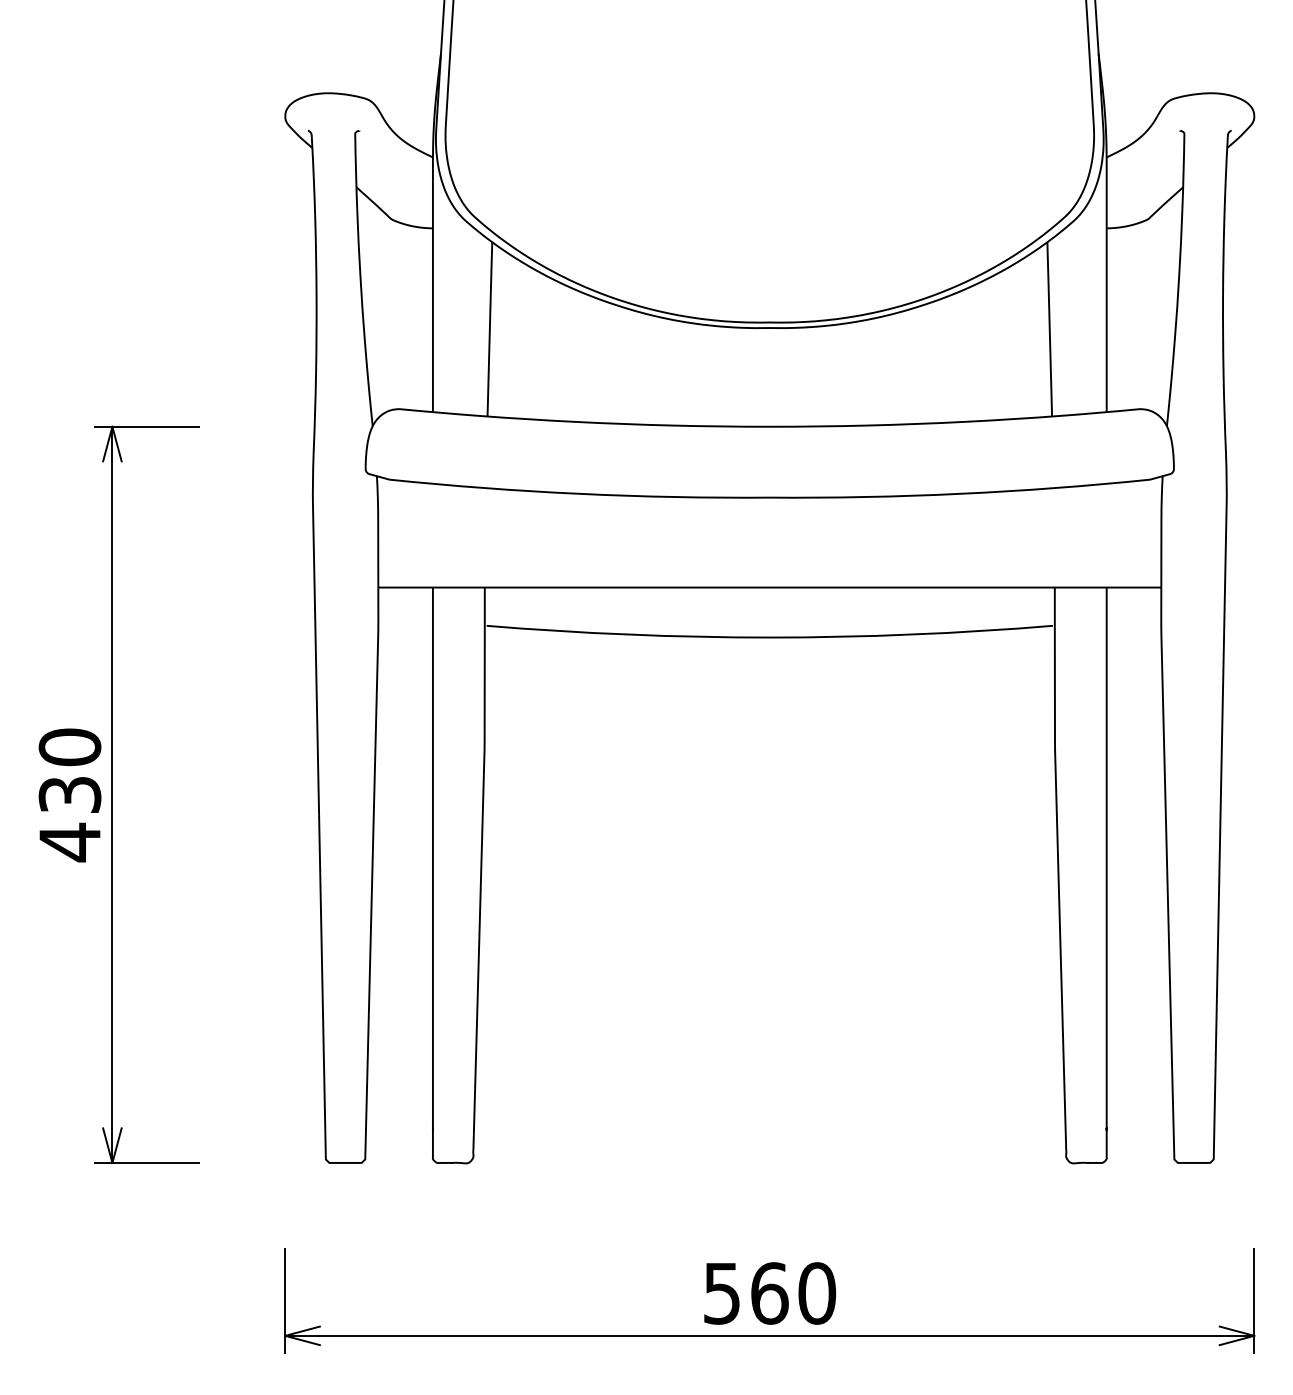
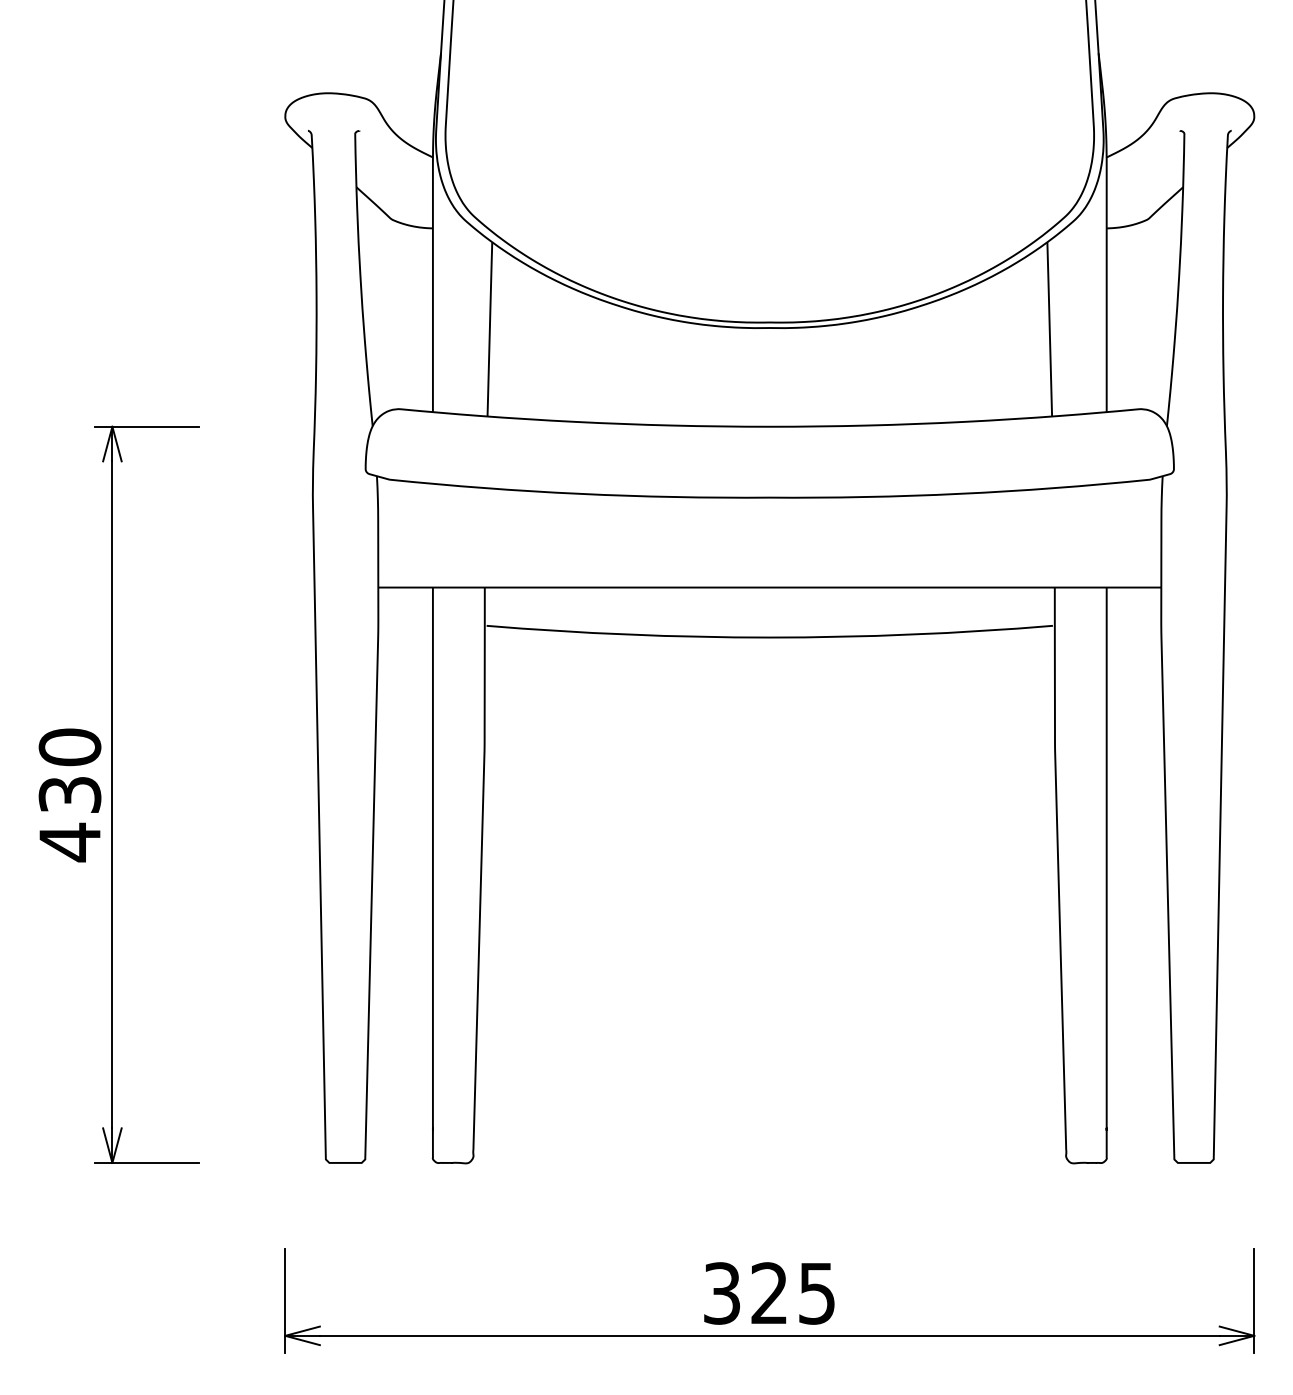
text: 560 -> 325 (770, 1293)
